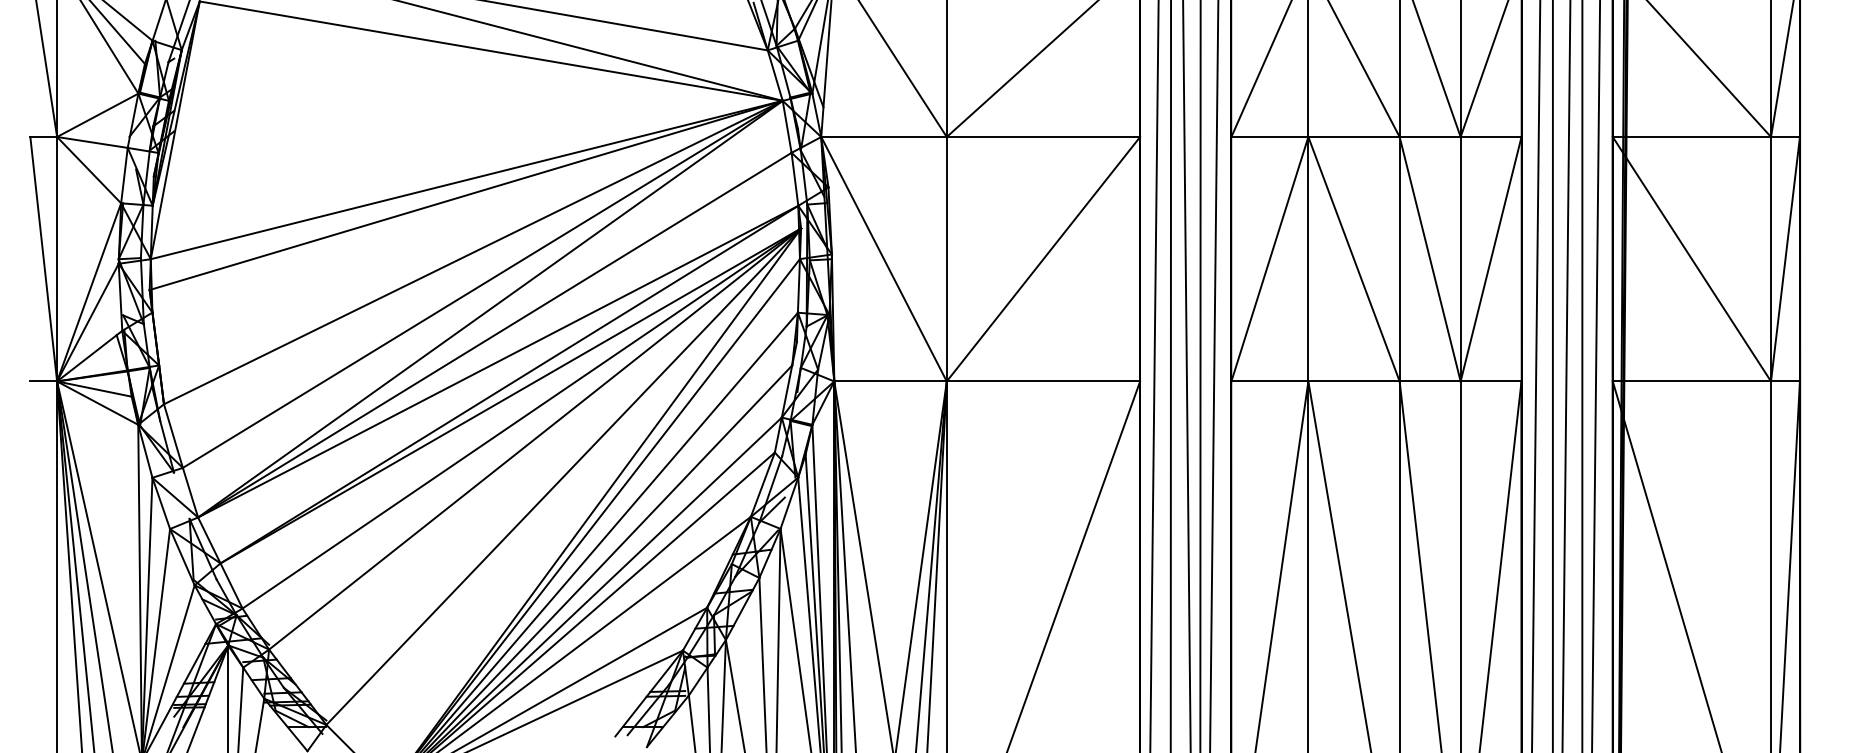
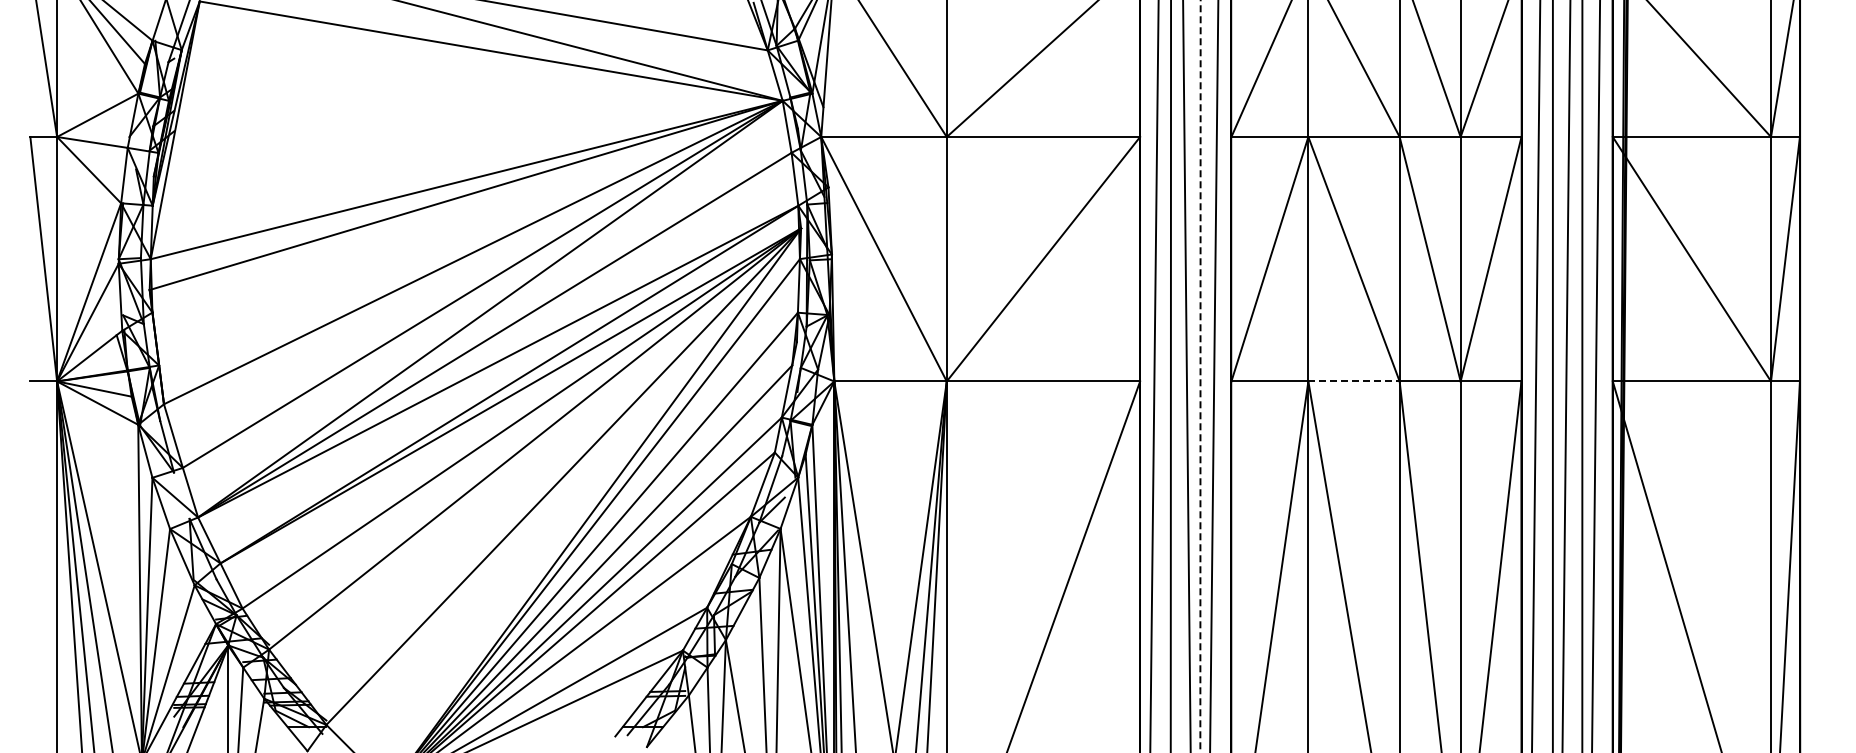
line: solid -> dashed (1200, 376)
line: solid -> dashed (1354, 381)
